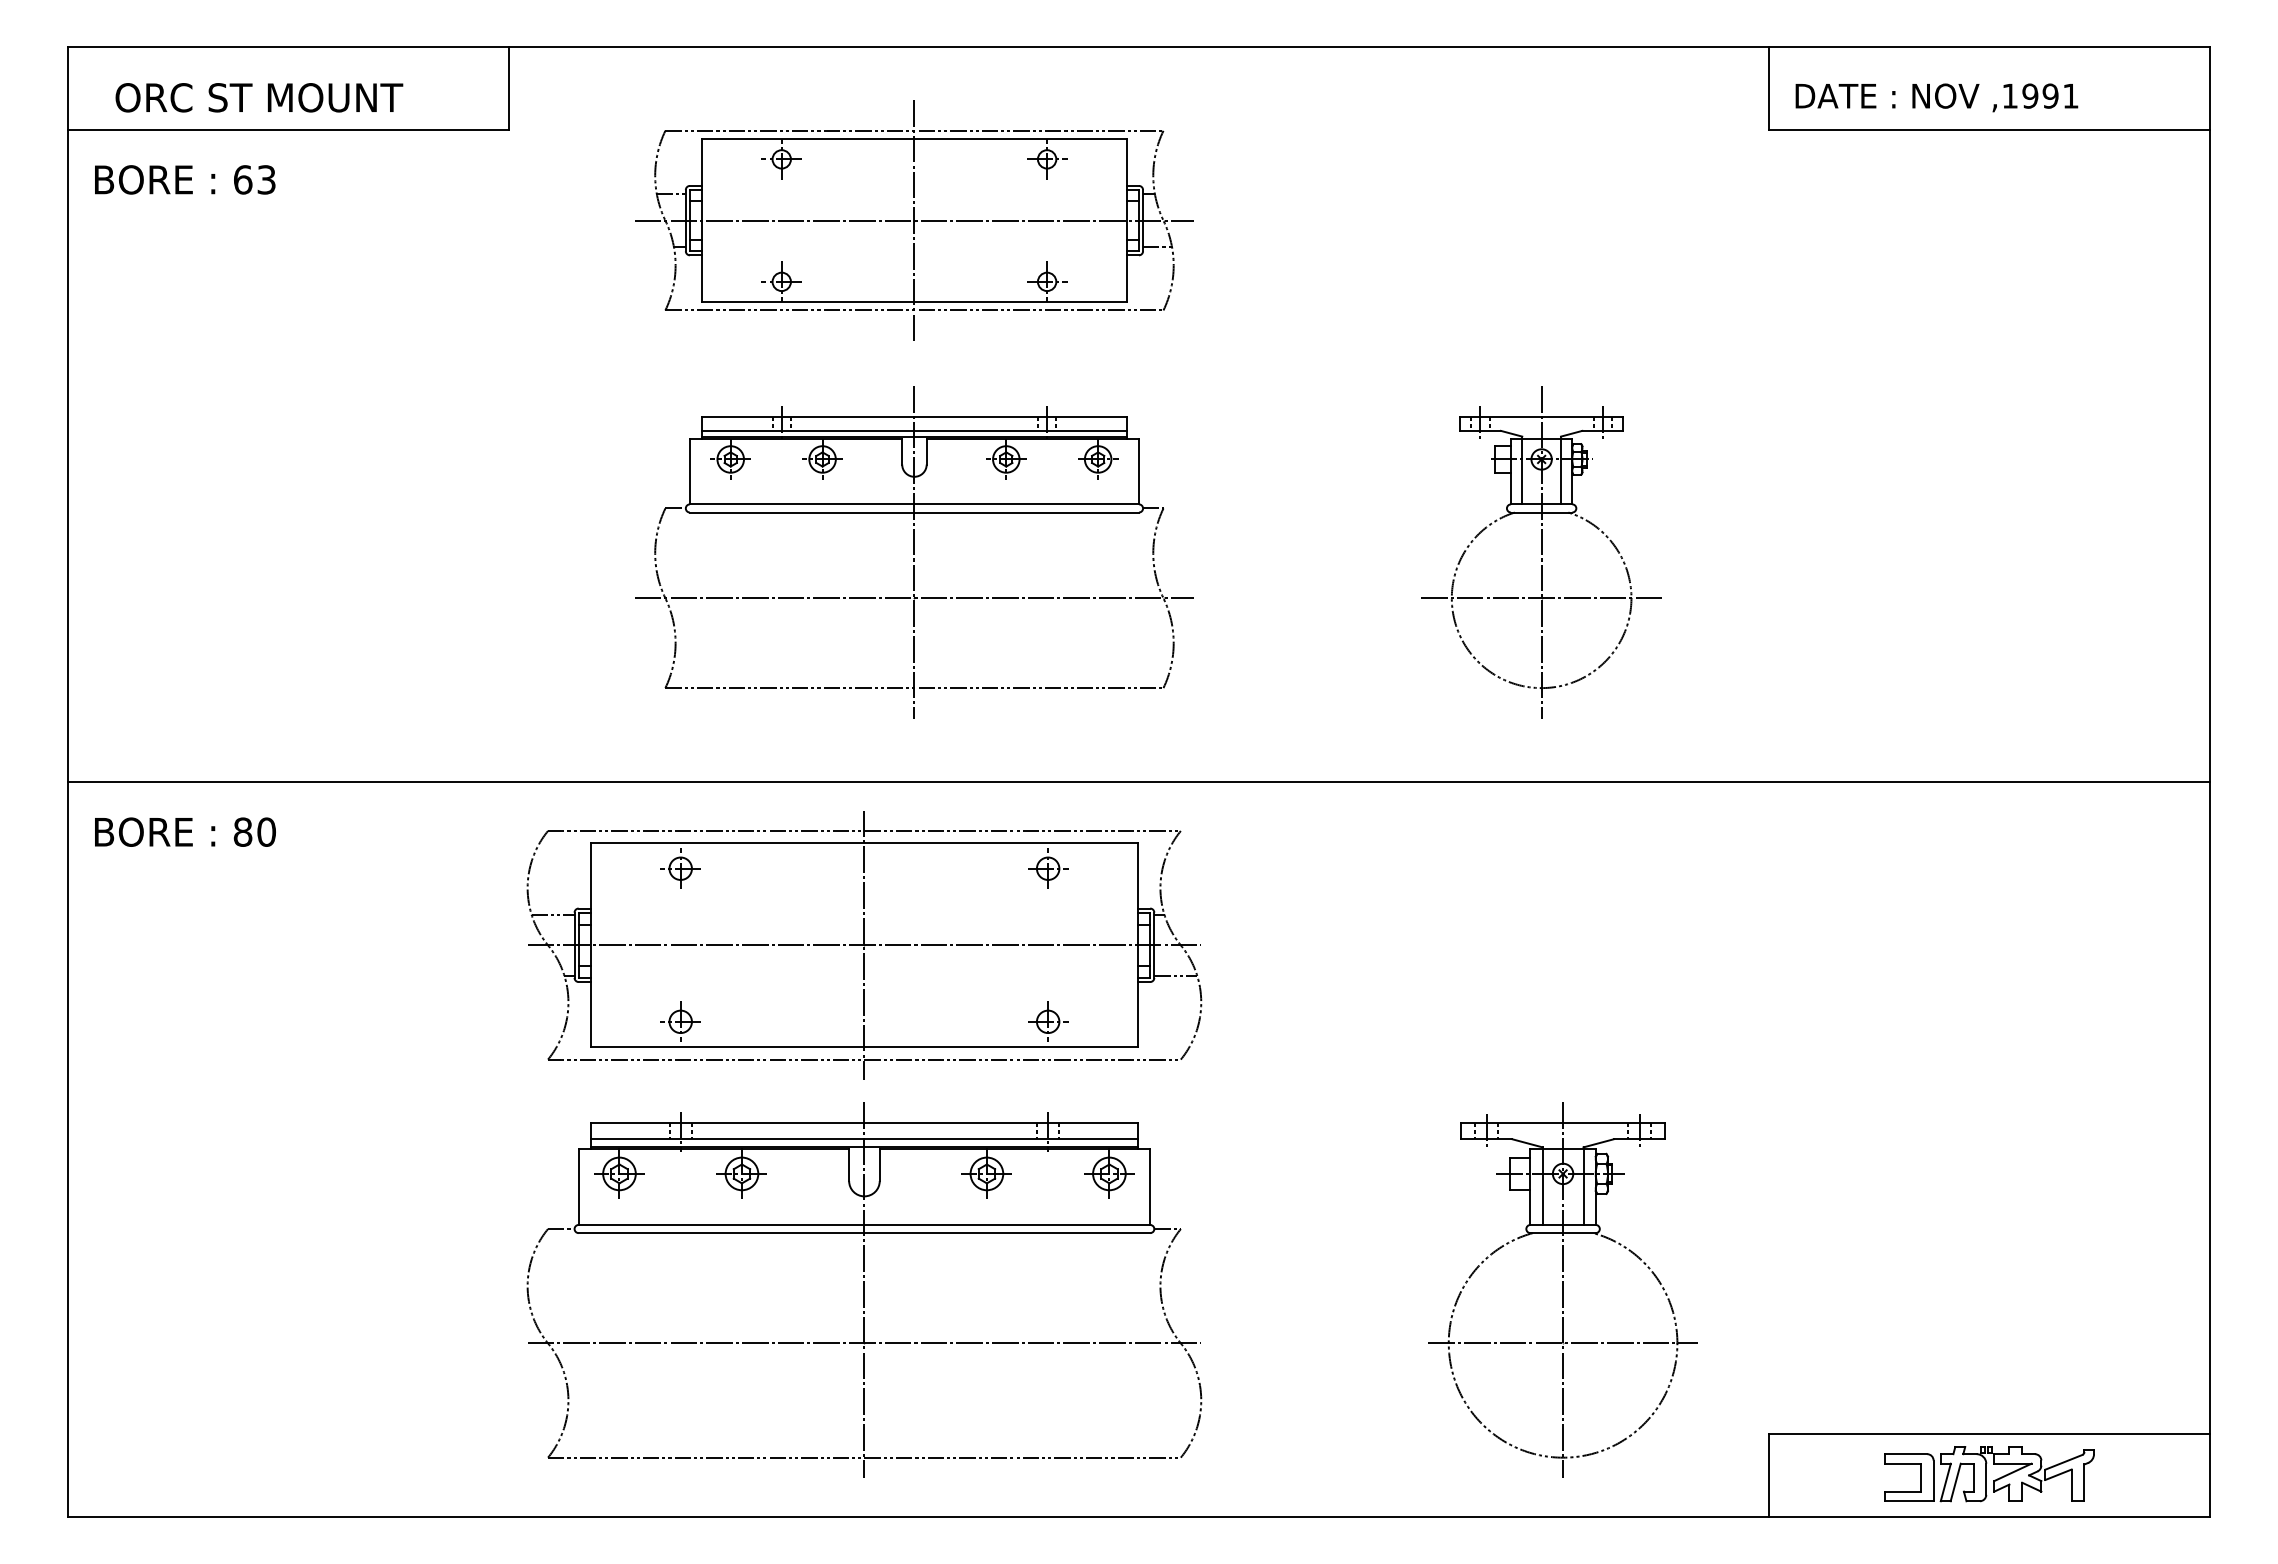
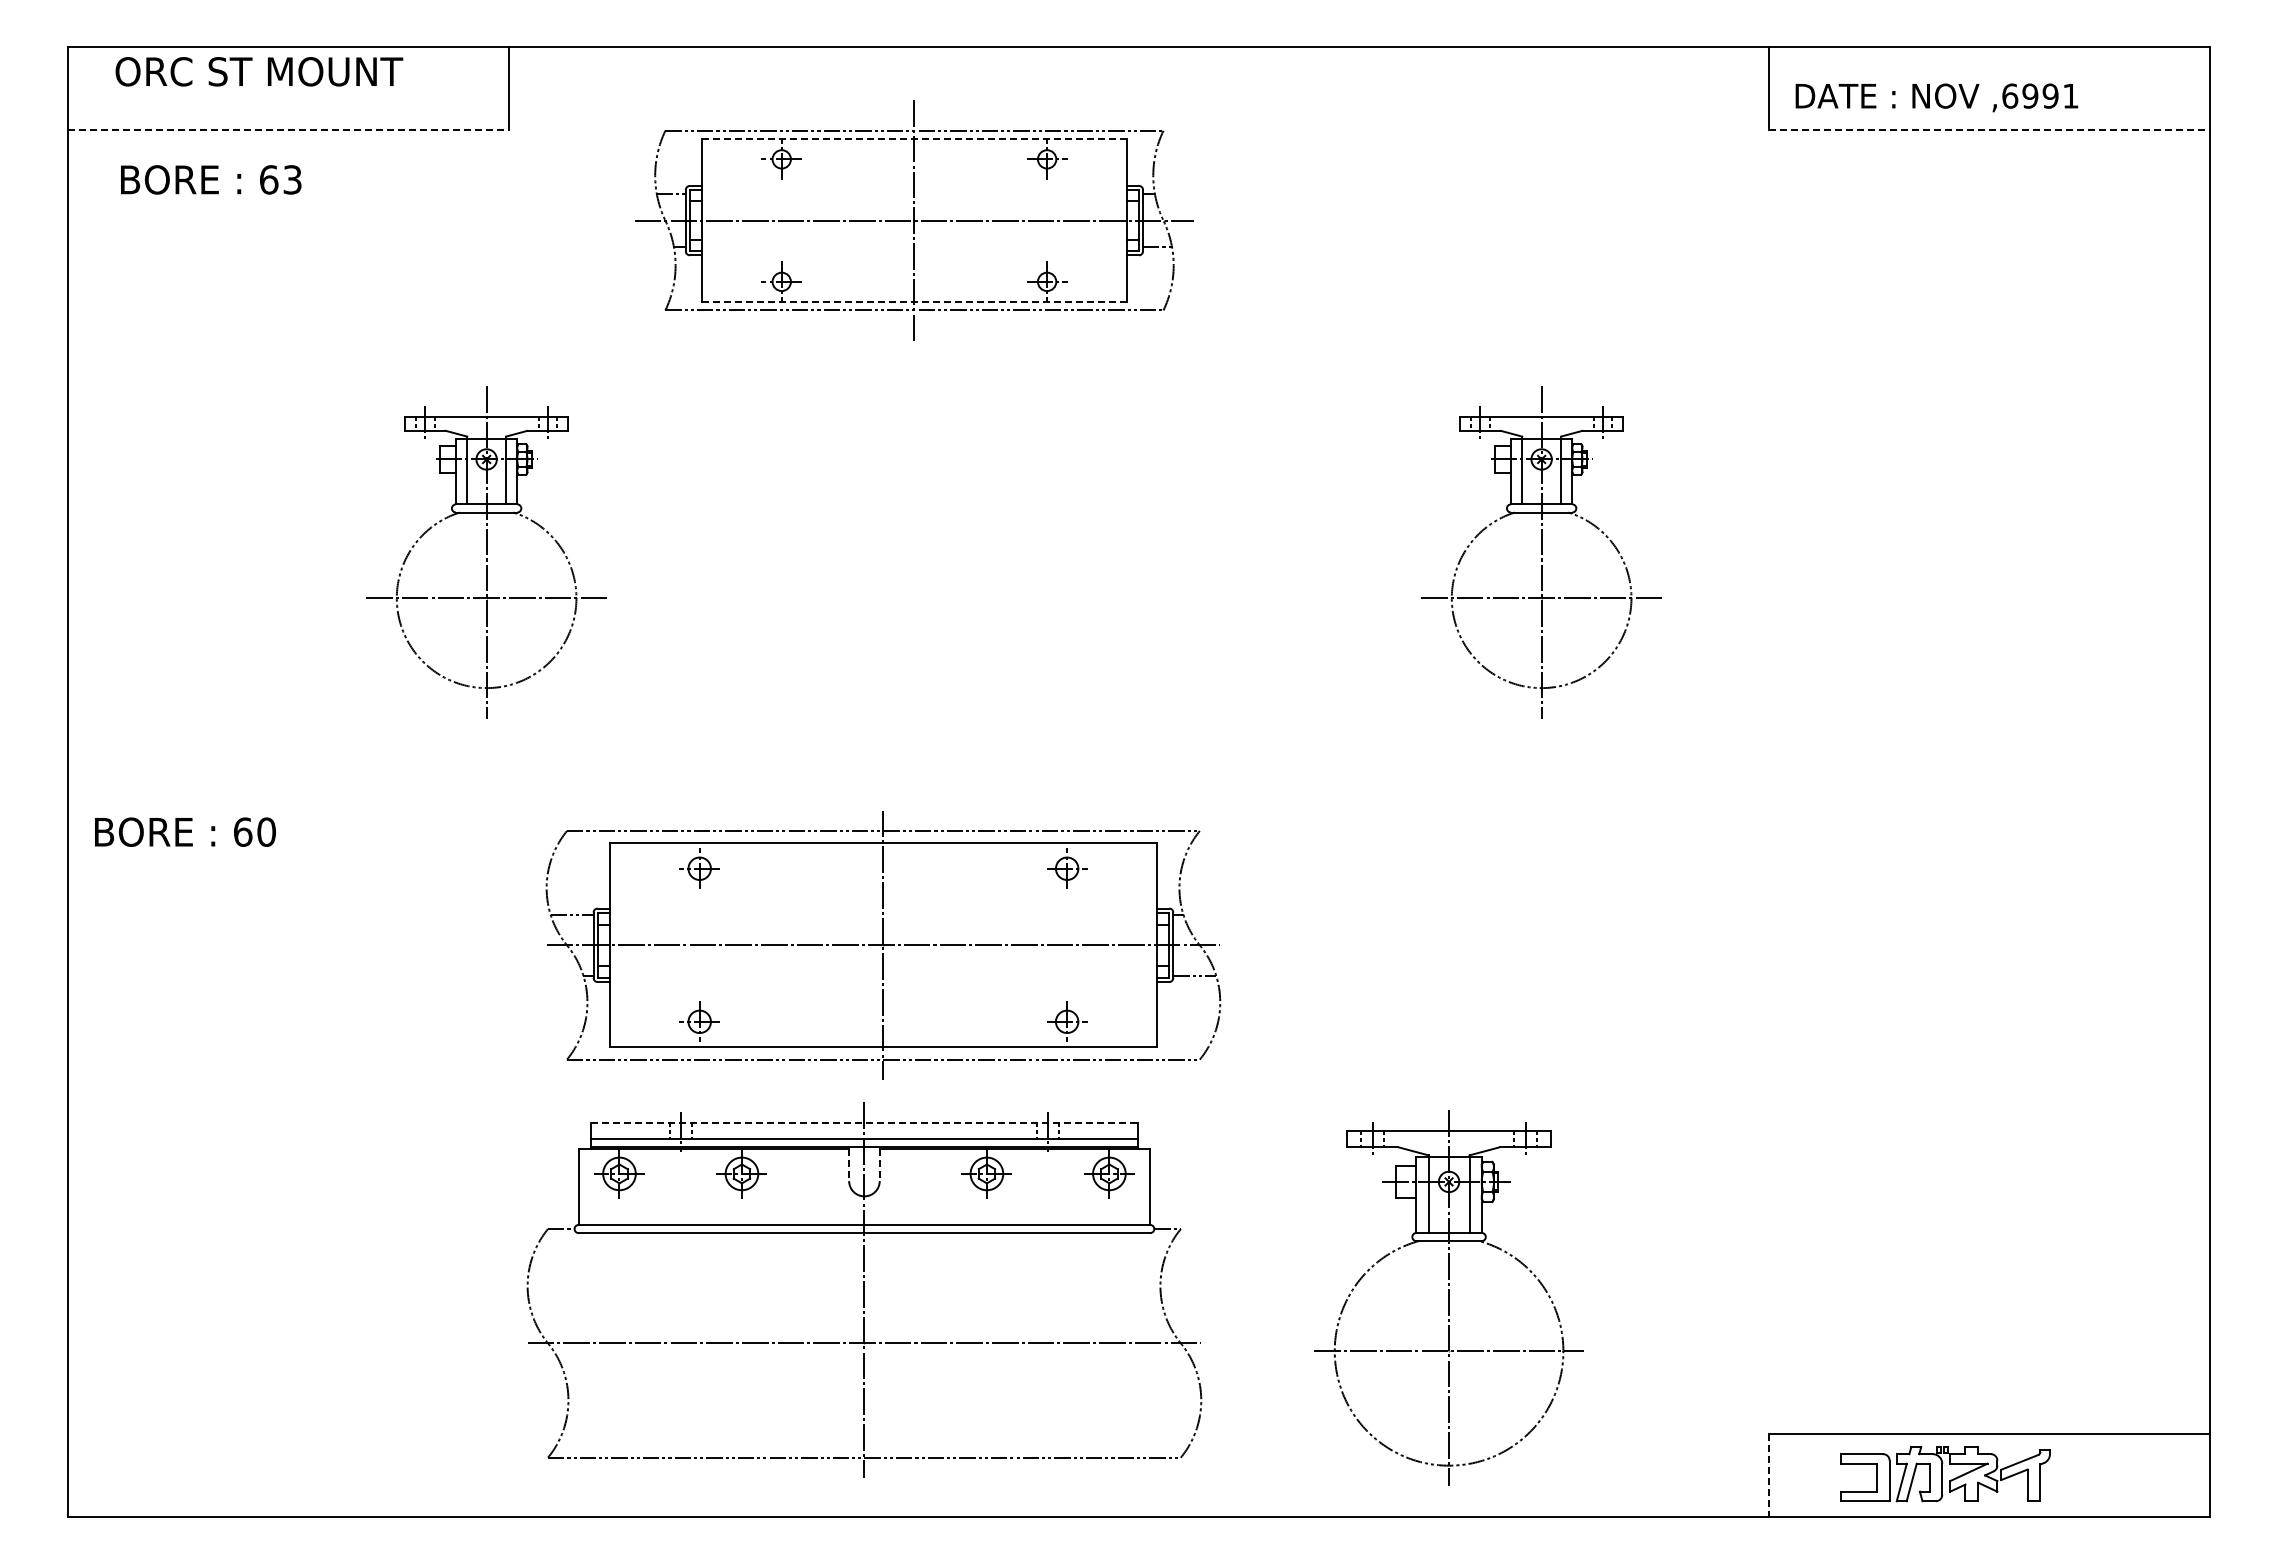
text: ,1991 -> ,6991 (2010, 95)
text position: (259, 97) -> (259, 71) (259, 71)
line: solid -> dashed (289, 129)
line: solid -> dashed (1989, 129)
line: solid -> dashed (914, 138)
text position: (185, 179) -> (211, 179) (211, 179)
line: solid -> dashed (914, 302)
part: none -> present (486, 552)
part: present -> none (914, 552)
line: present -> none (1138, 782)
text: 80 -> 60 (242, 831)
part position: (864, 945) -> (883, 945) (883, 945)
line: solid -> dashed (864, 1122)
line: solid -> dashed (849, 1165)
line: solid -> dashed (879, 1165)
part position: (1562, 1289) -> (1448, 1297) (1448, 1297)
part position: (1989, 1474) -> (1945, 1474) (1945, 1474)
line: solid -> dashed (1769, 1476)
